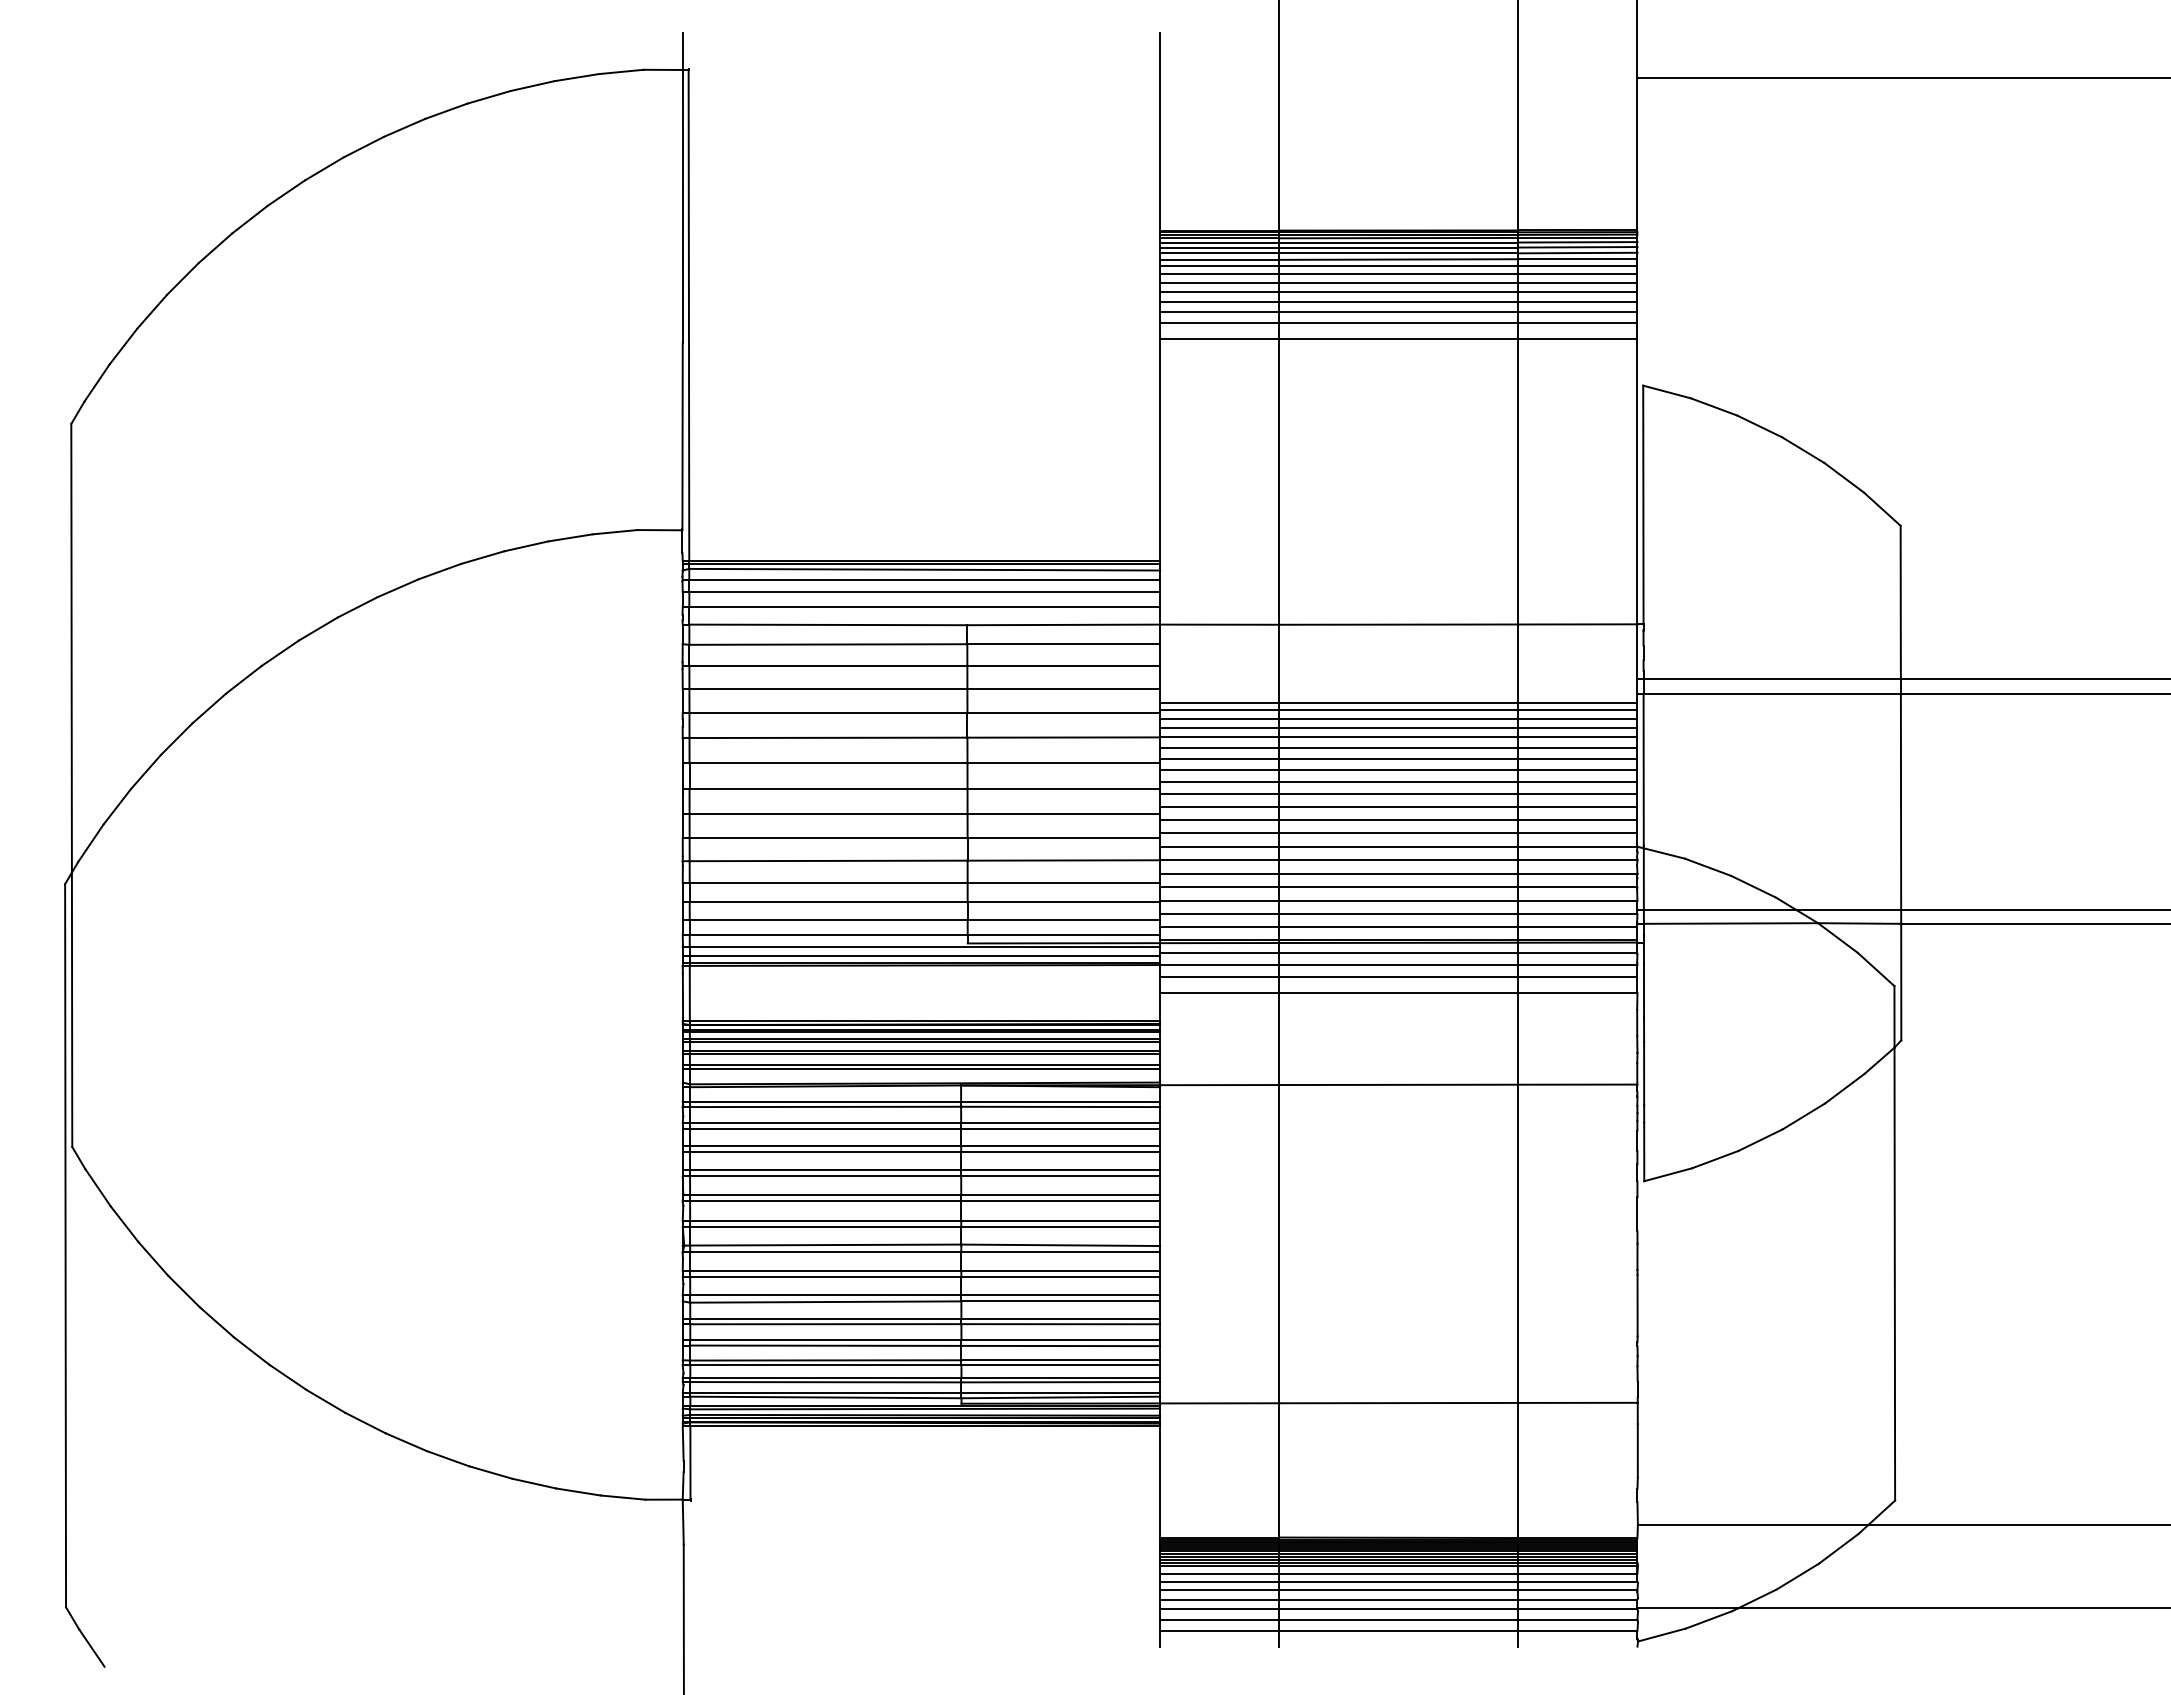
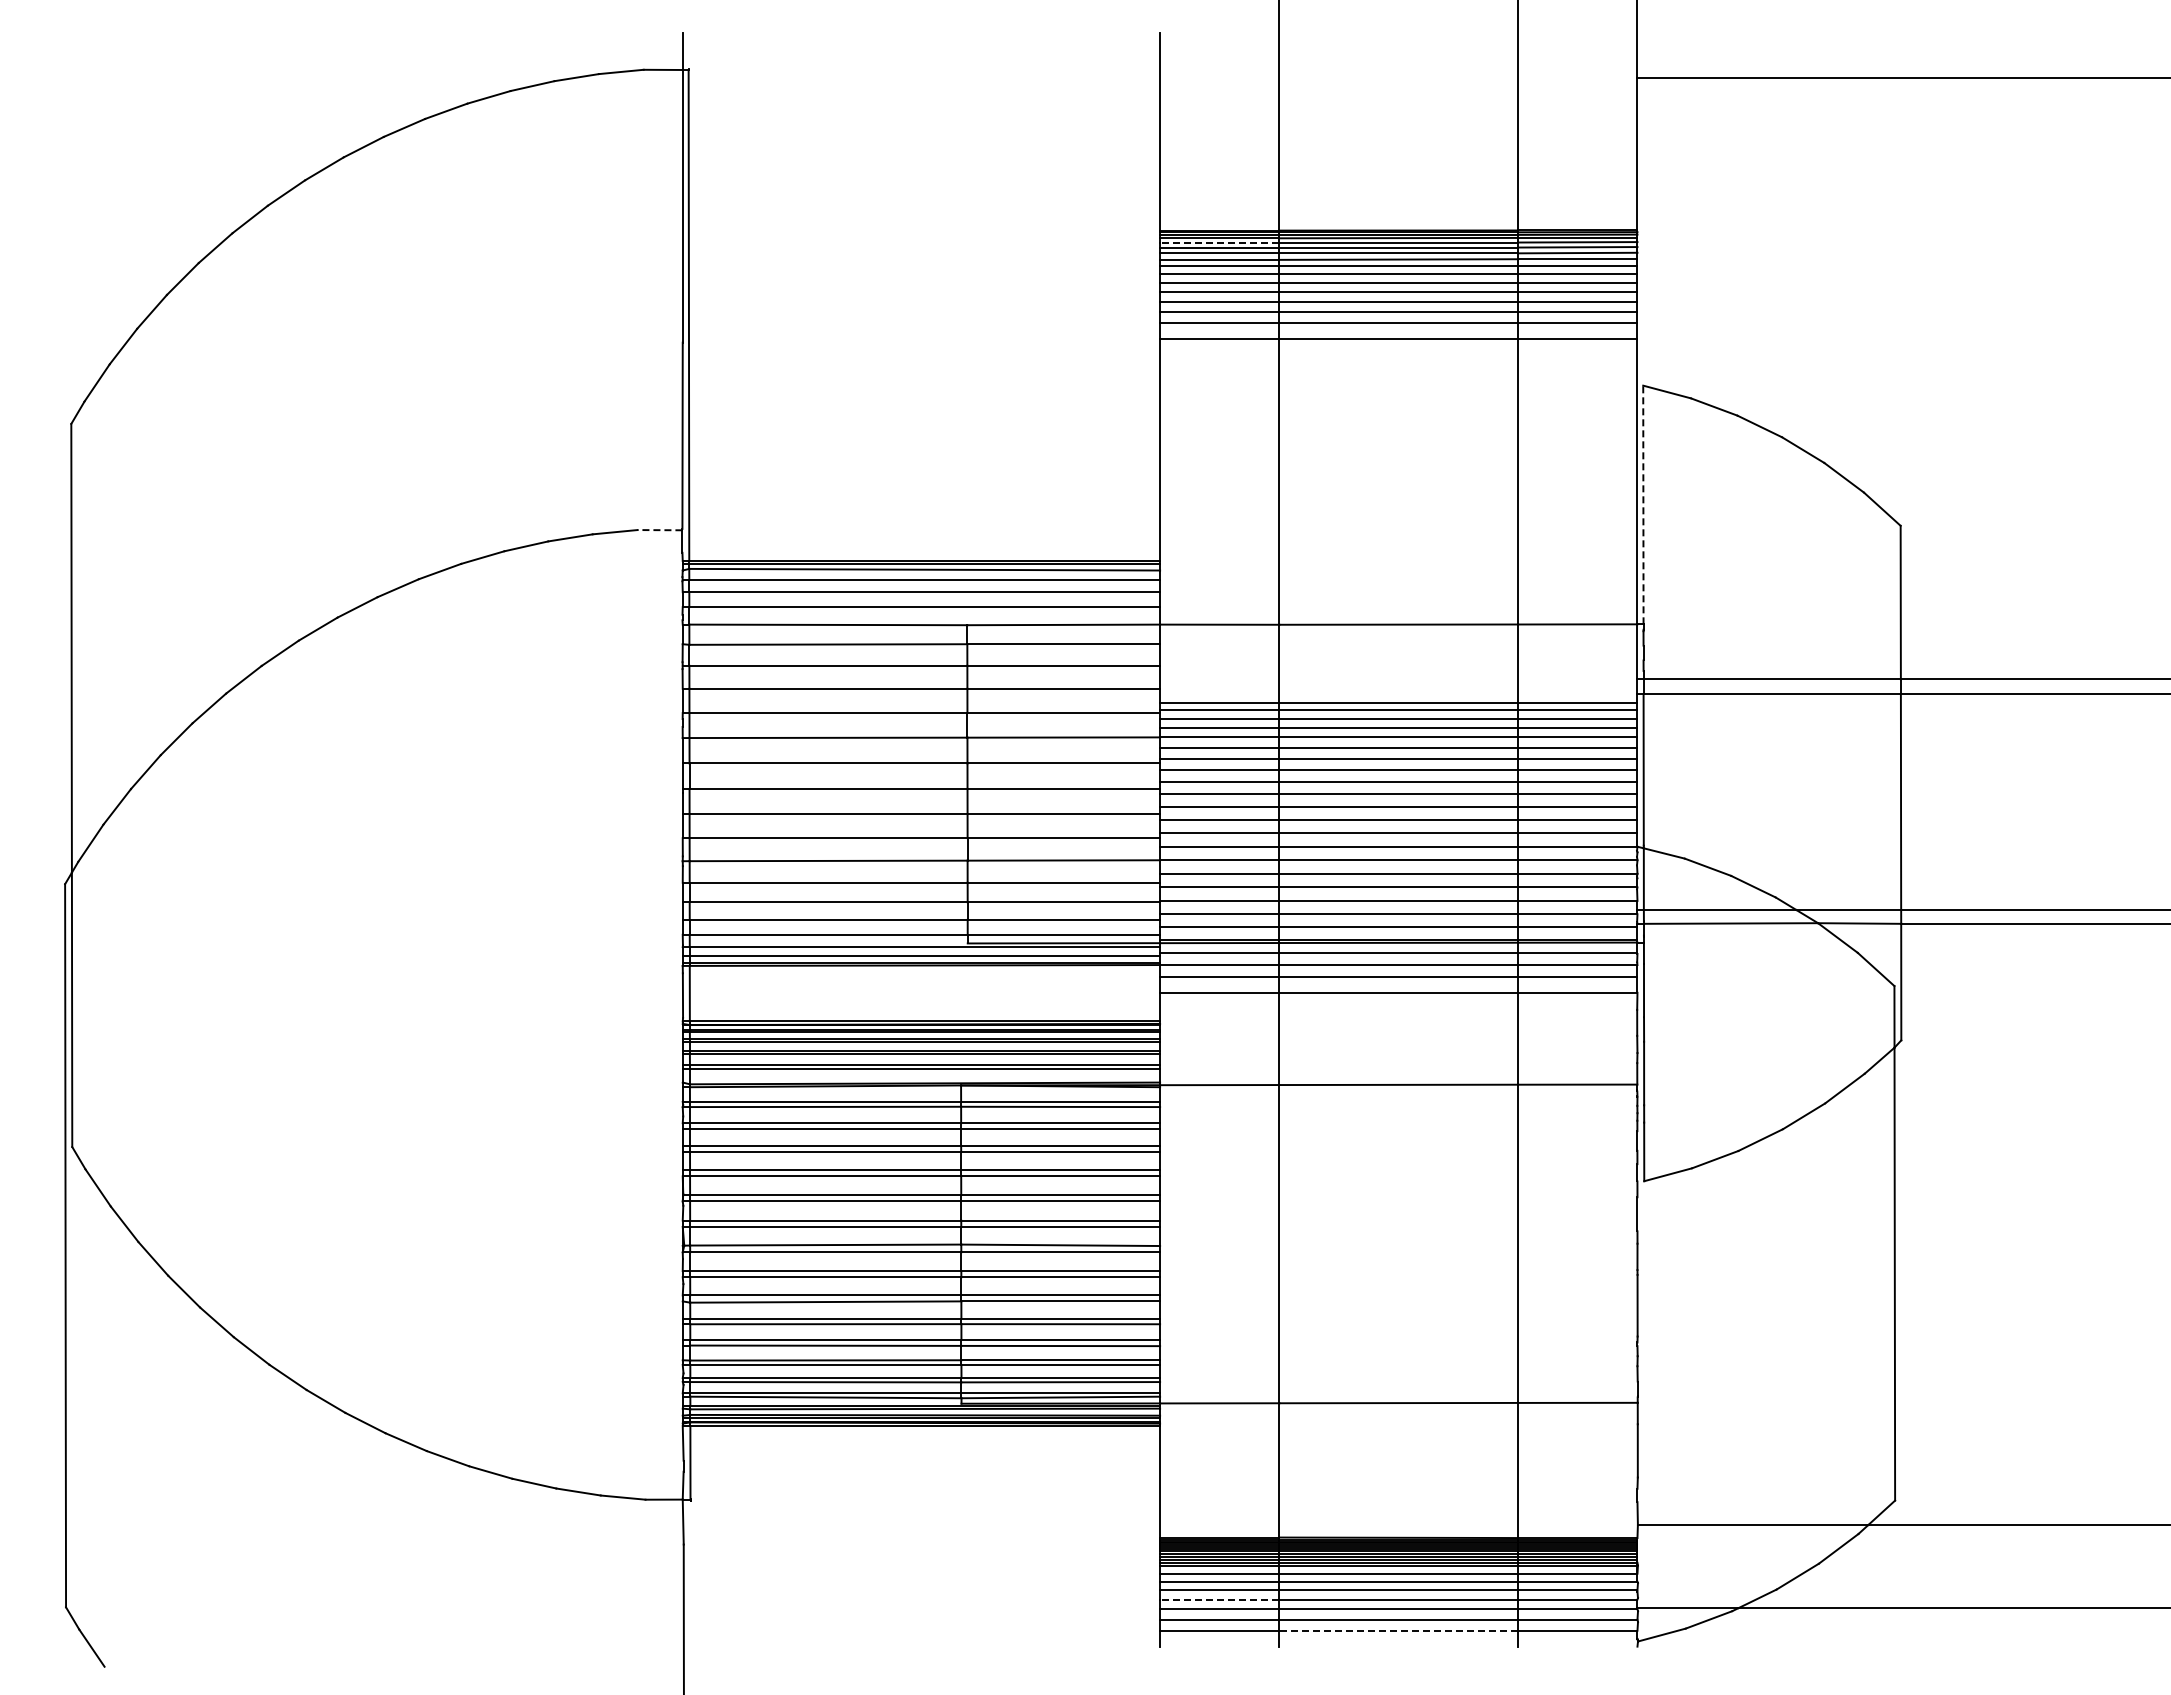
line: solid -> dashed (1219, 242)
line: solid -> dashed (1643, 504)
line: solid -> dashed (659, 530)
line: solid -> dashed (1219, 1599)
line: solid -> dashed (1398, 1630)
